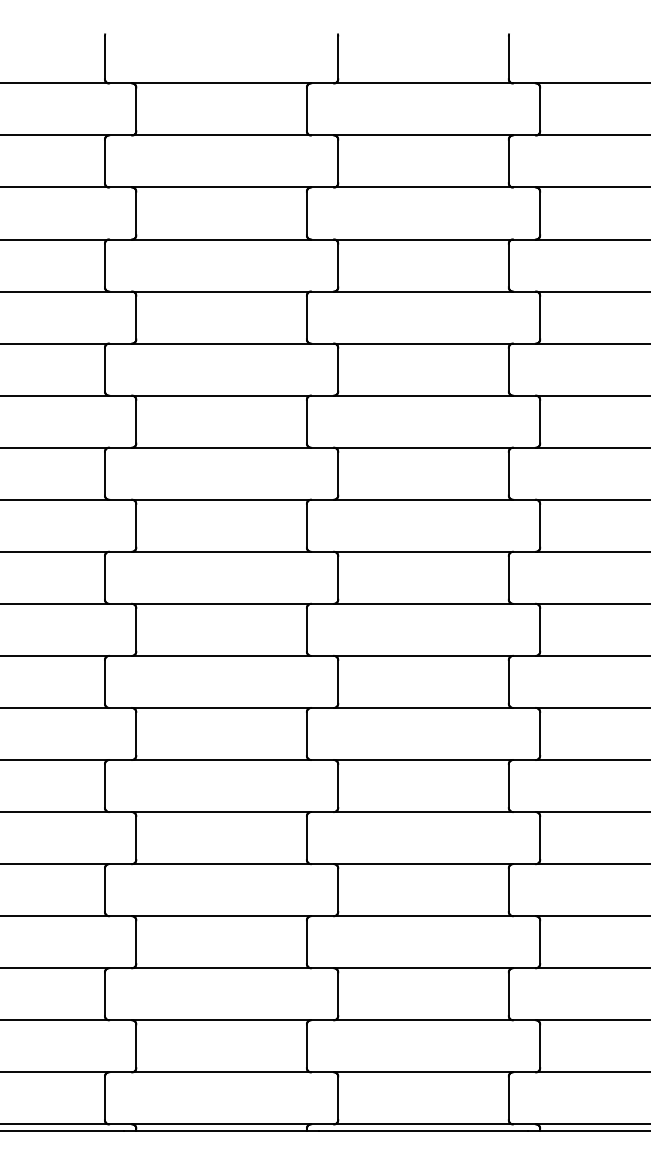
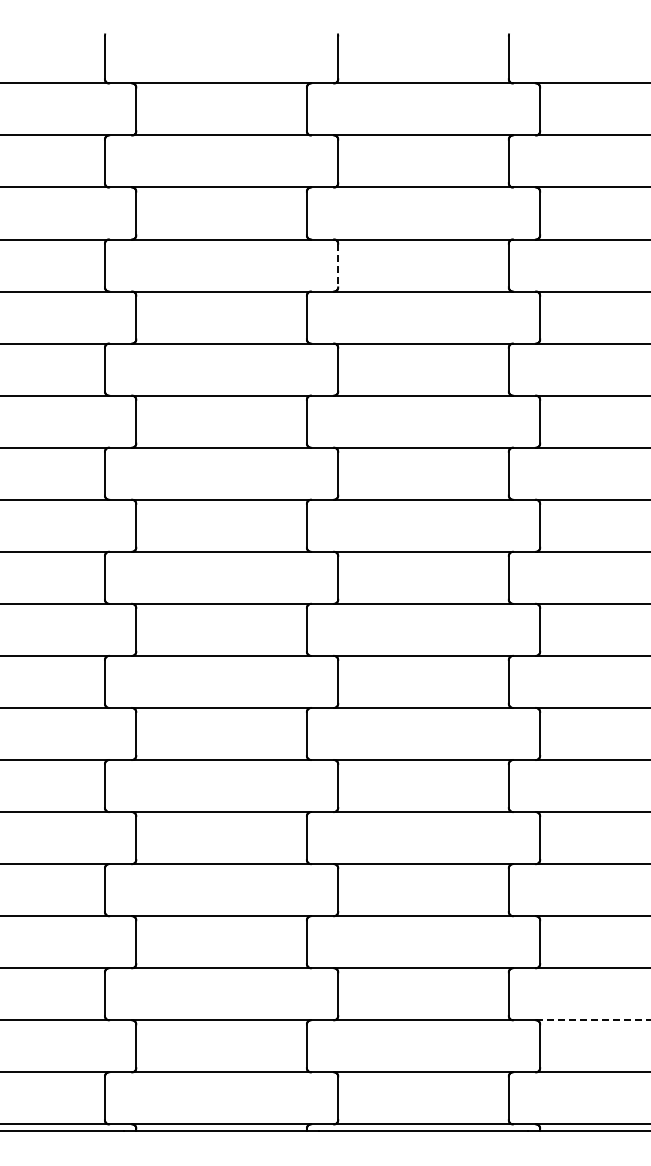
line: solid -> dashed (338, 265)
line: solid -> dashed (593, 1020)
